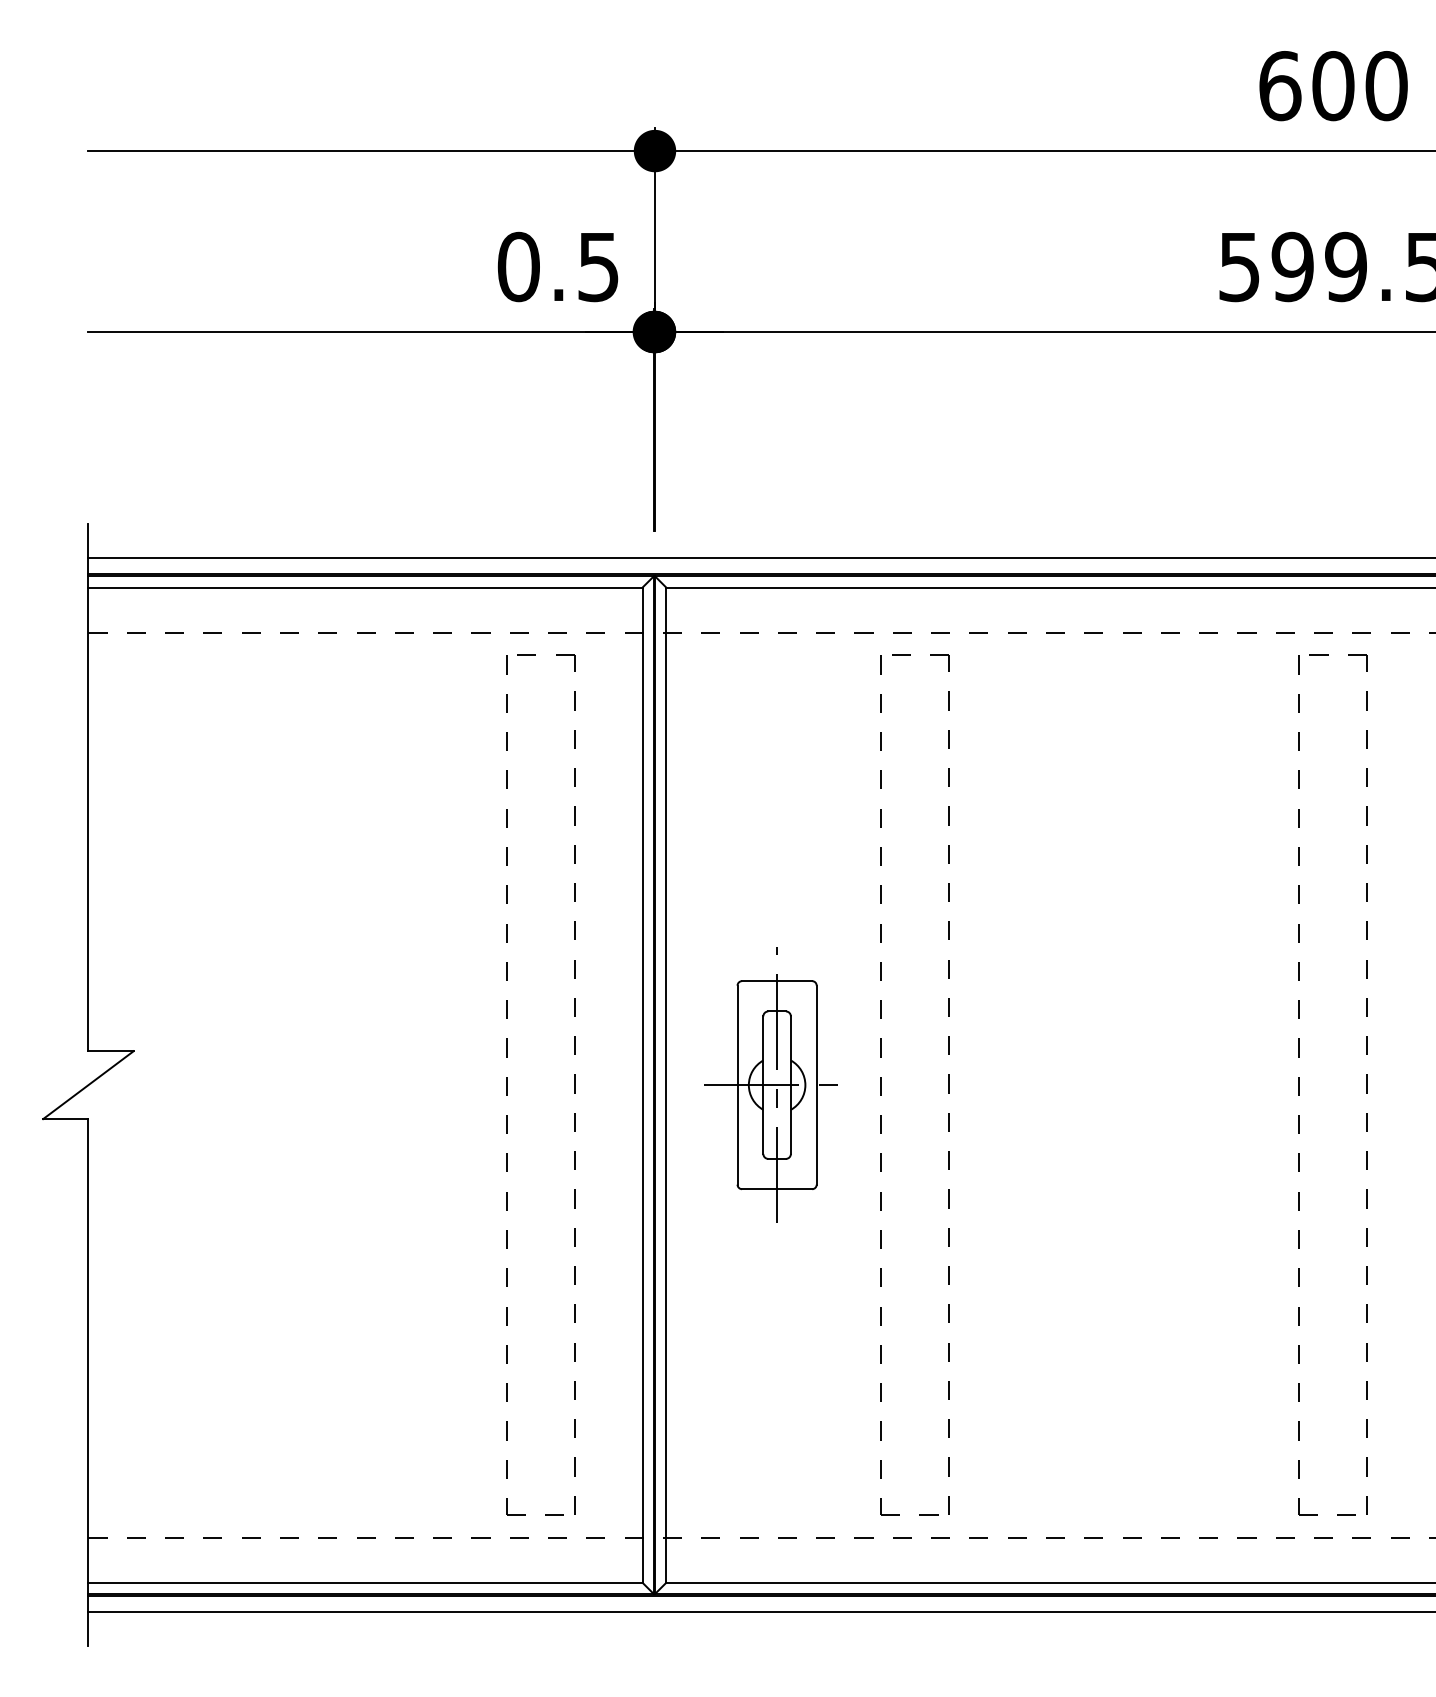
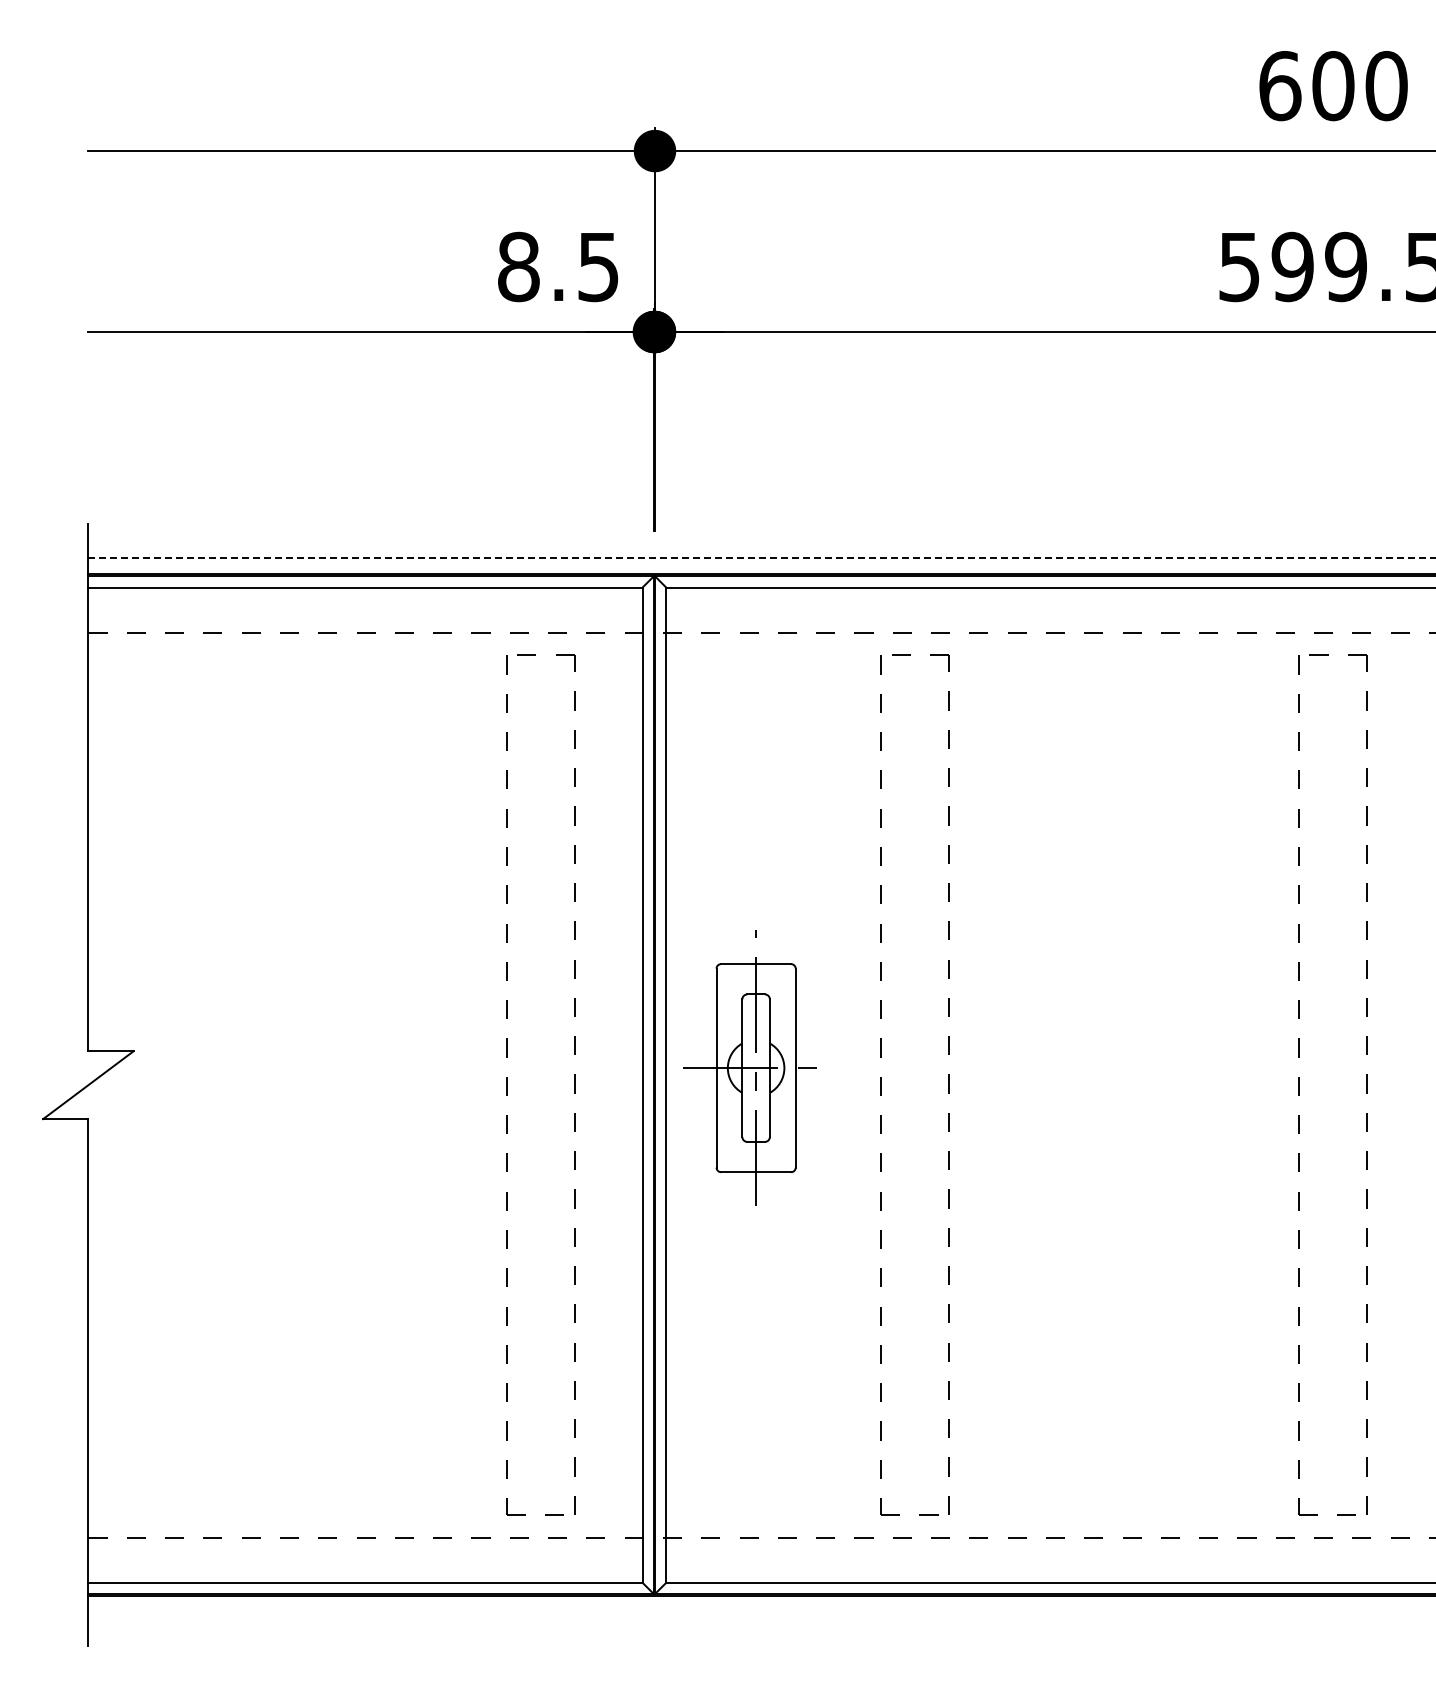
text: 0.5 -> 8.5 (518, 266)
line: solid -> dashed (762, 558)
part position: (770, 1084) -> (749, 1067) (749, 1067)
line: present -> none (760, 1612)
